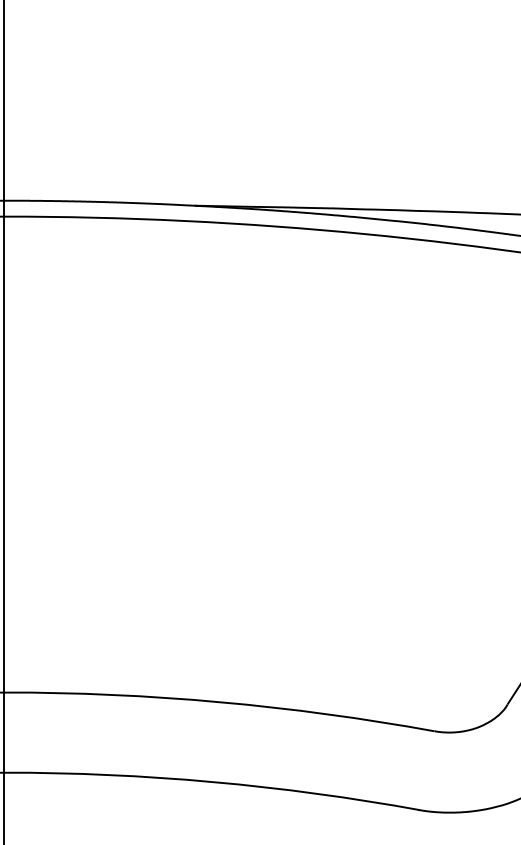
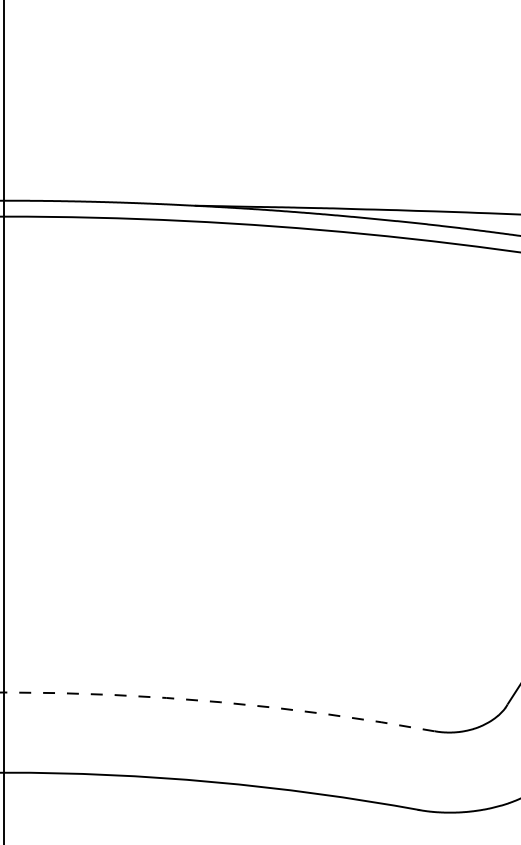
arc: solid -> dashed (219, 702)
